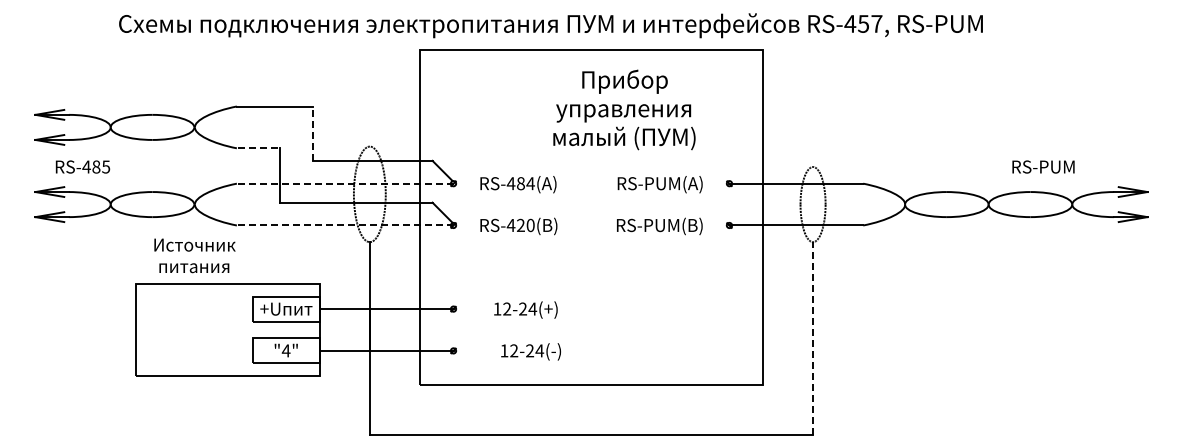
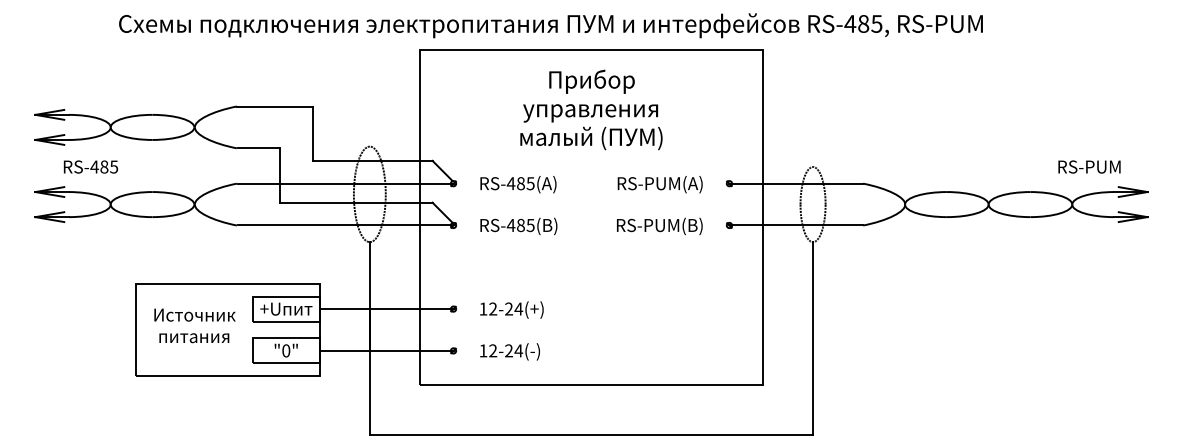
text: RS-457, -> RS-485, (870, 23)
text position: (624, 109) -> (591, 109) (591, 109)
line: dashed -> solid (312, 133)
line: dashed -> solid (259, 148)
text position: (82, 166) -> (90, 166) (90, 166)
text position: (1043, 166) -> (1089, 166) (1089, 166)
line: dashed -> solid (345, 183)
text: RS-484( -> RS-485( (530, 183)
line: dashed -> solid (345, 225)
text: RS-420( -> RS-485( (525, 225)
text position: (194, 255) -> (194, 325) (194, 325)
text position: (525, 309) -> (511, 309) (511, 309)
line: dashed -> solid (813, 337)
text: "4" -> "0" (285, 350)
text position: (530, 351) -> (509, 351) (509, 351)
